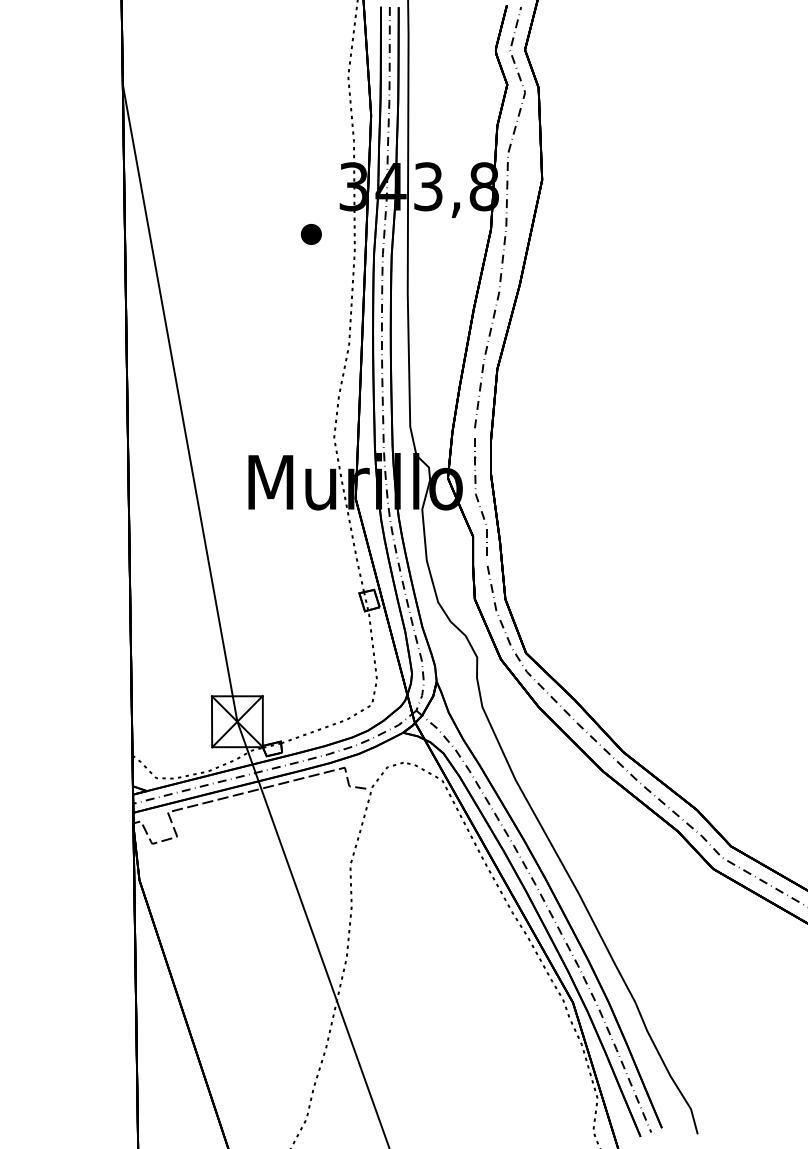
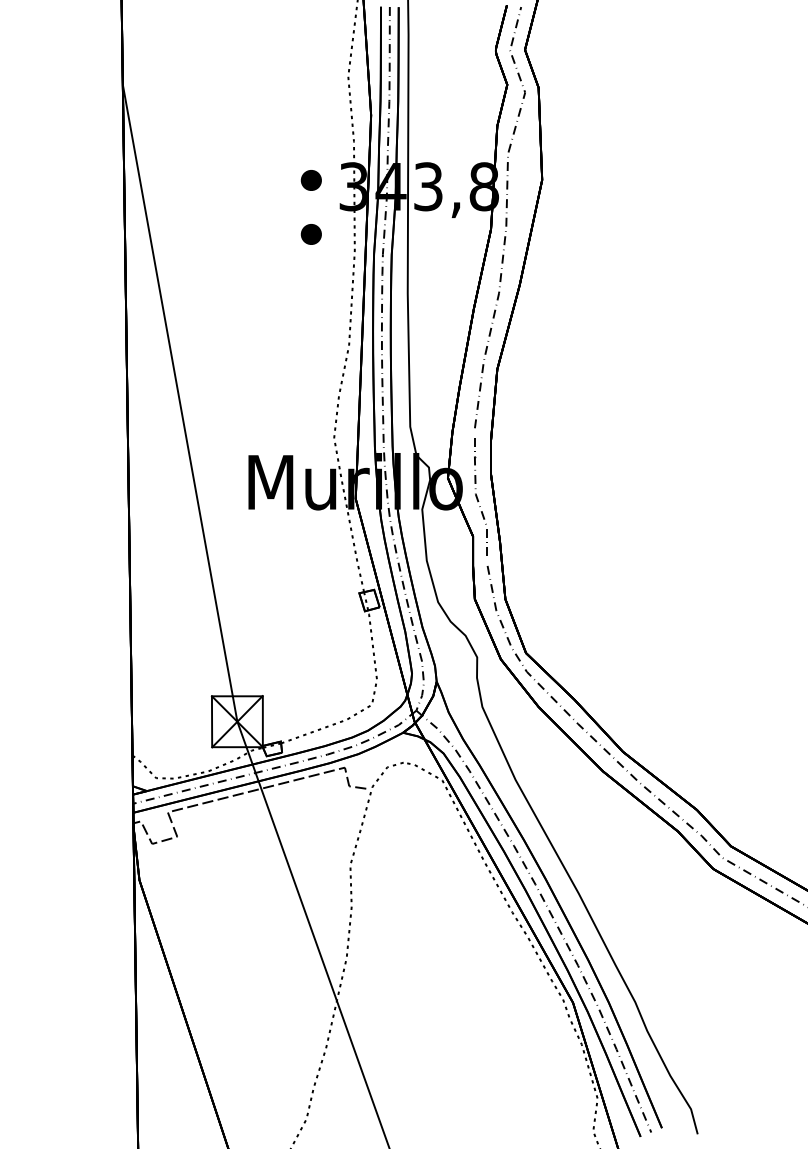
part: none -> present (310, 180)
